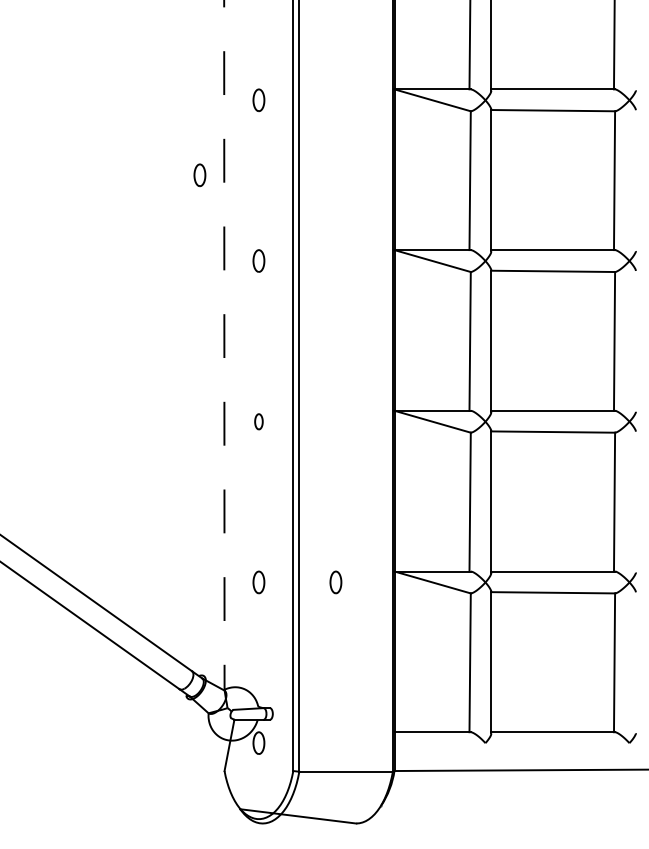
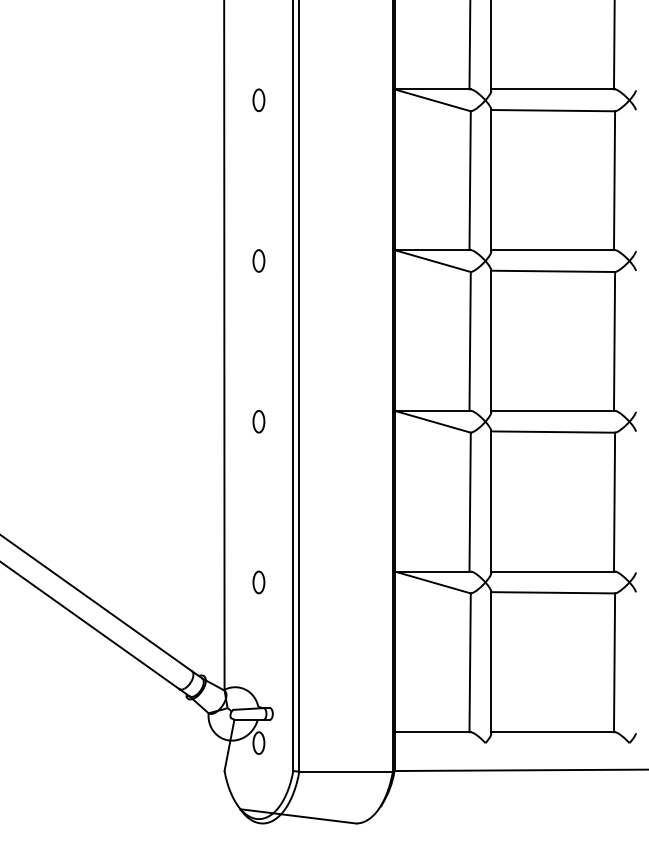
part: present -> none (199, 175)
line: dashed -> solid (224, 345)
part size: 10x18 px -> 14x24 px (258, 421)
part: present -> none (335, 582)
